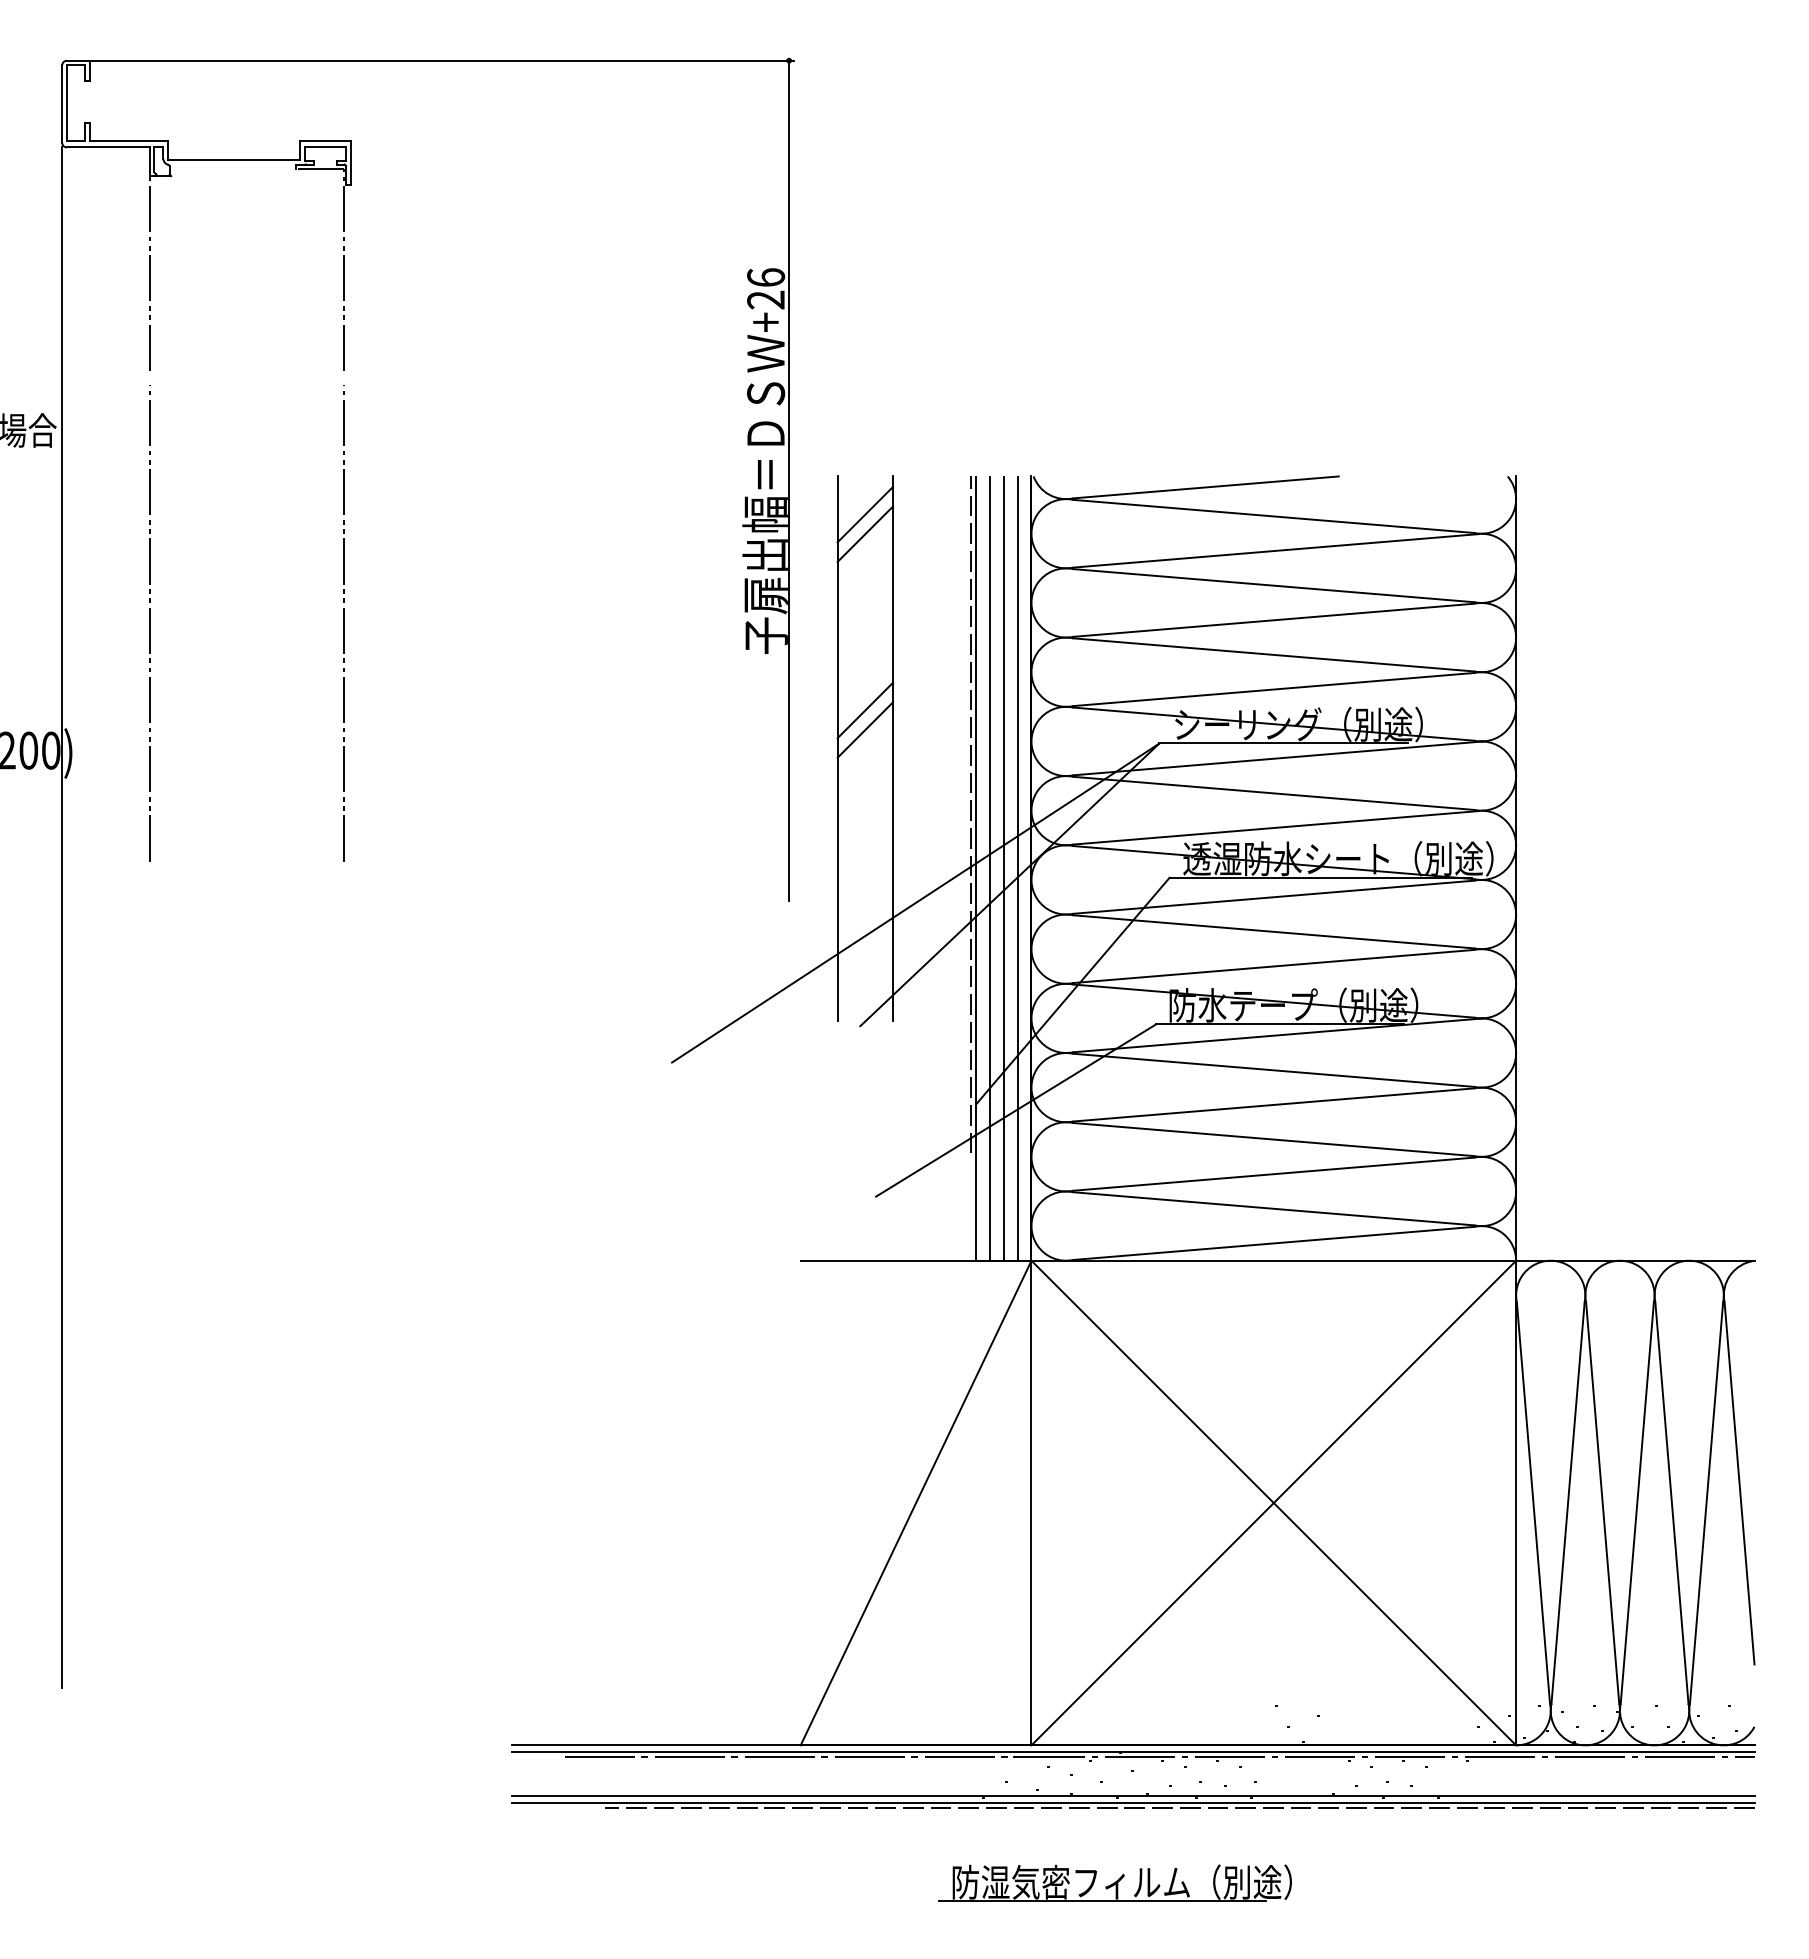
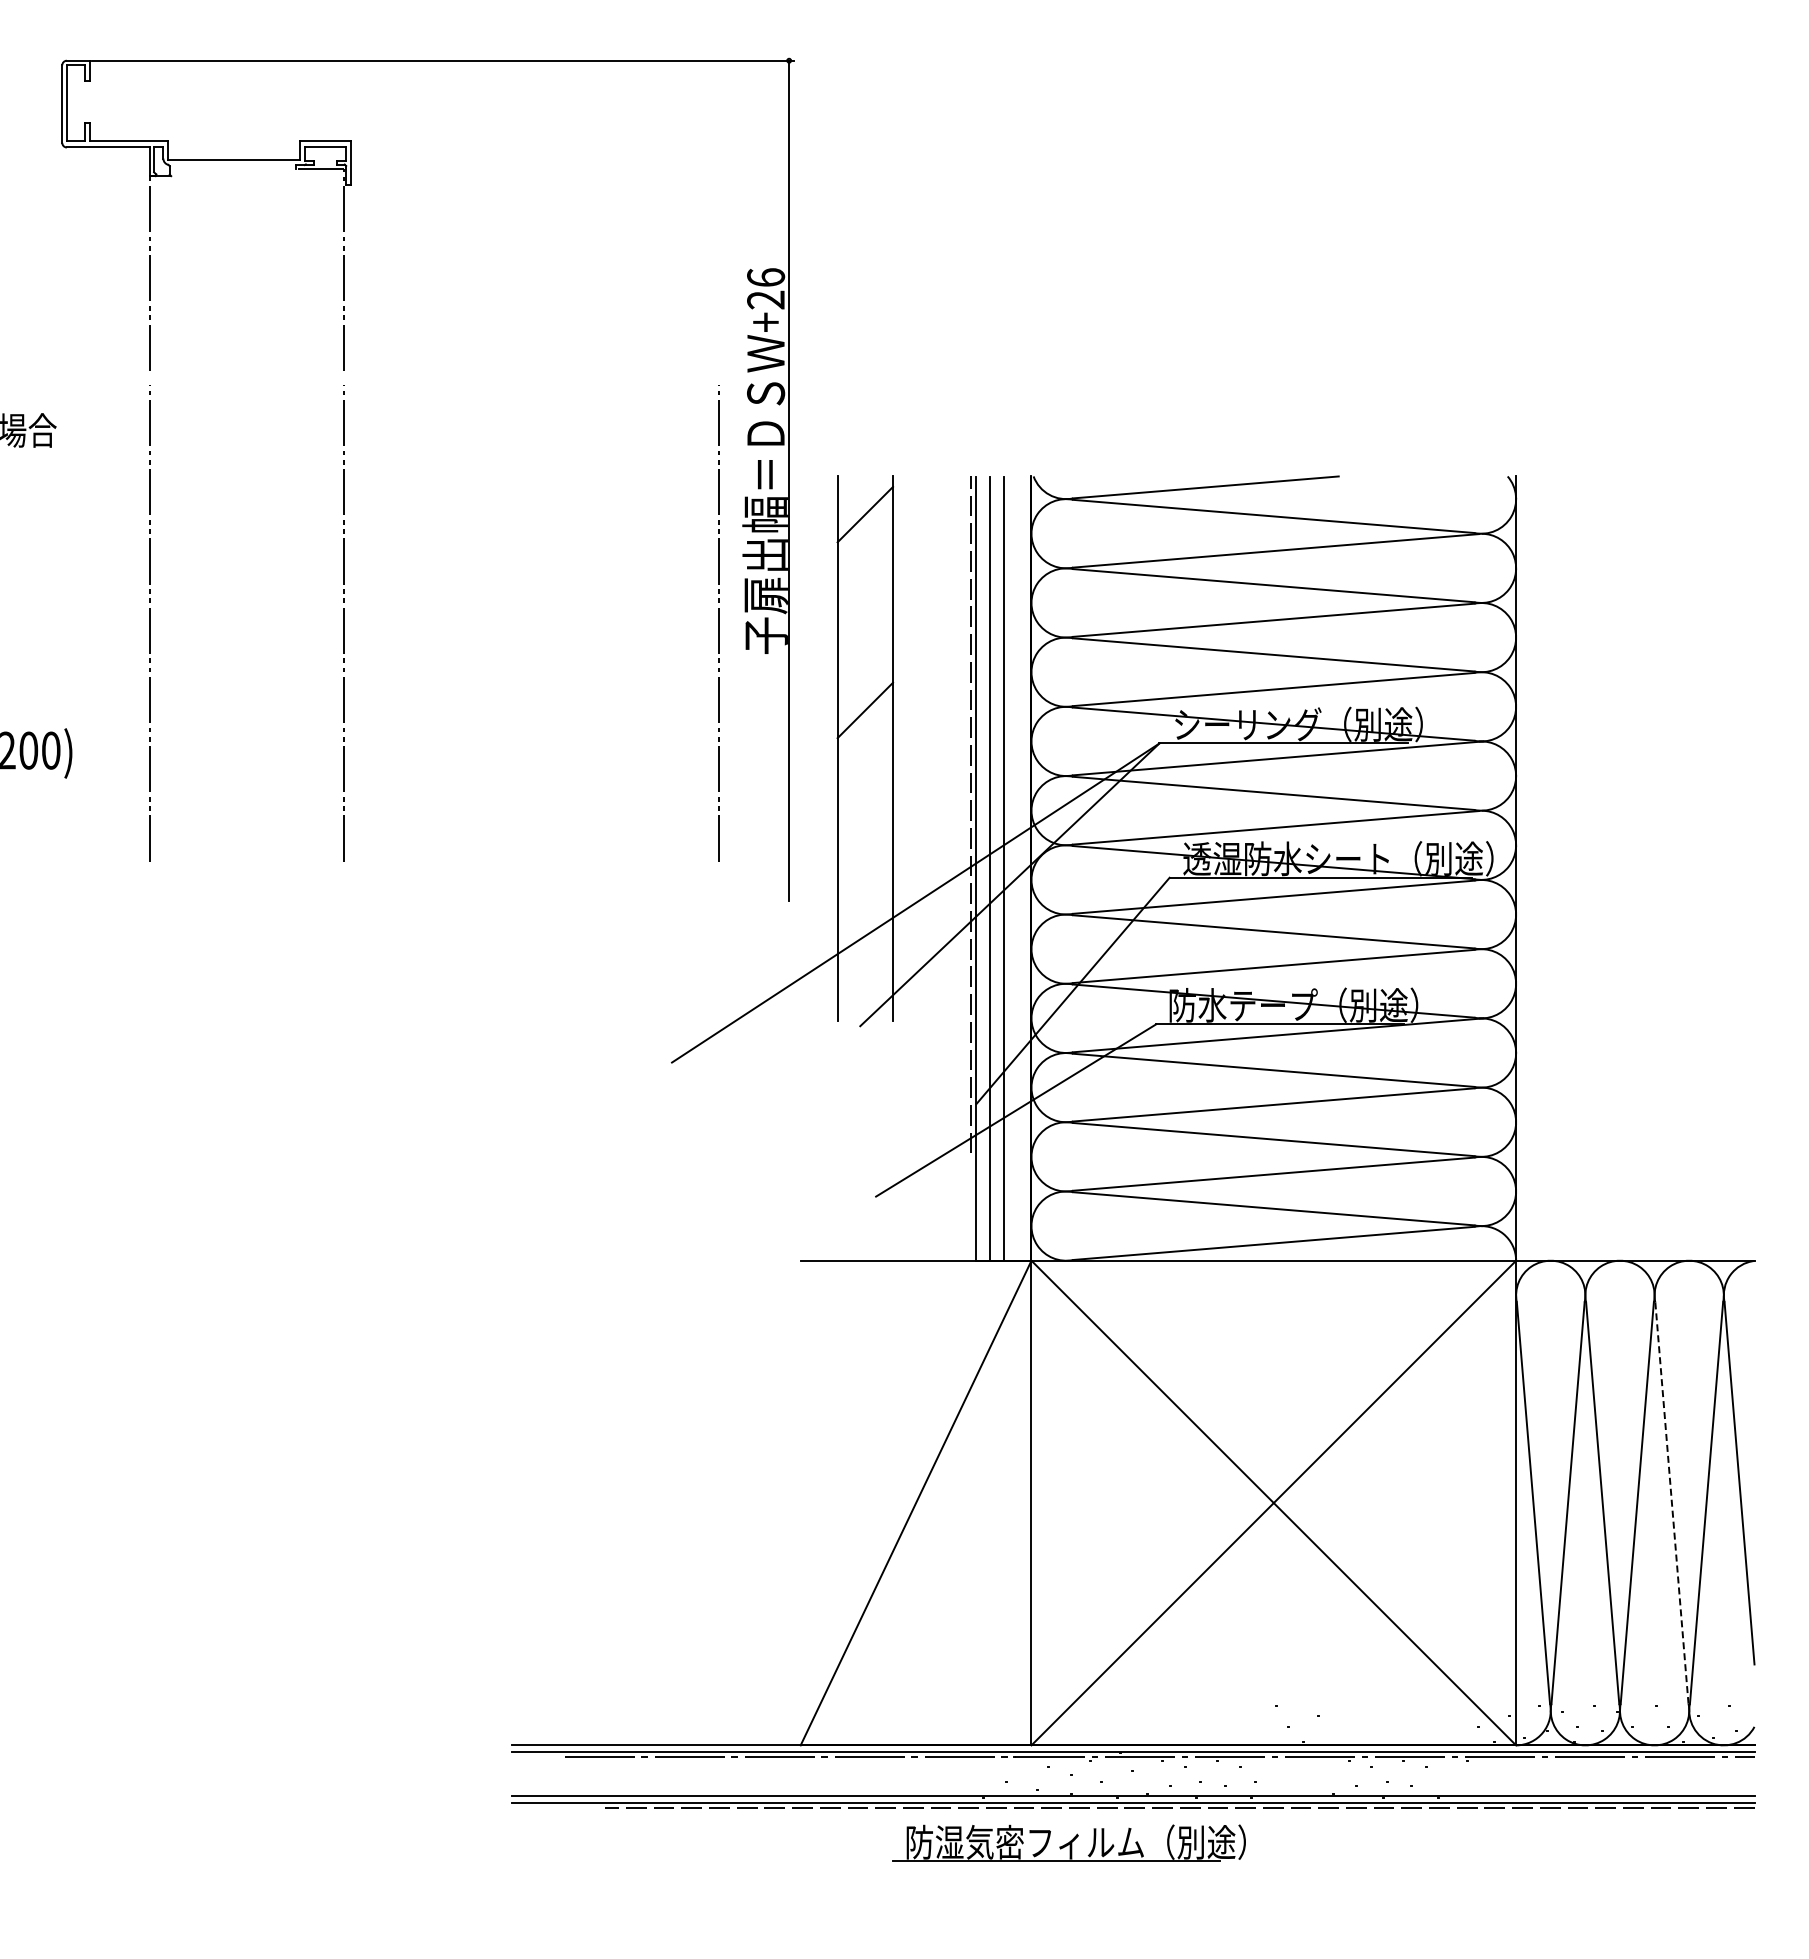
line: present -> none (865, 533)
line: none -> present (718, 623)
line: present -> none (865, 729)
line: present -> none (1017, 868)
line: present -> none (62, 917)
line: solid -> dashed (1671, 1503)
part position: (1114, 1882) -> (1068, 1842) (1068, 1842)
